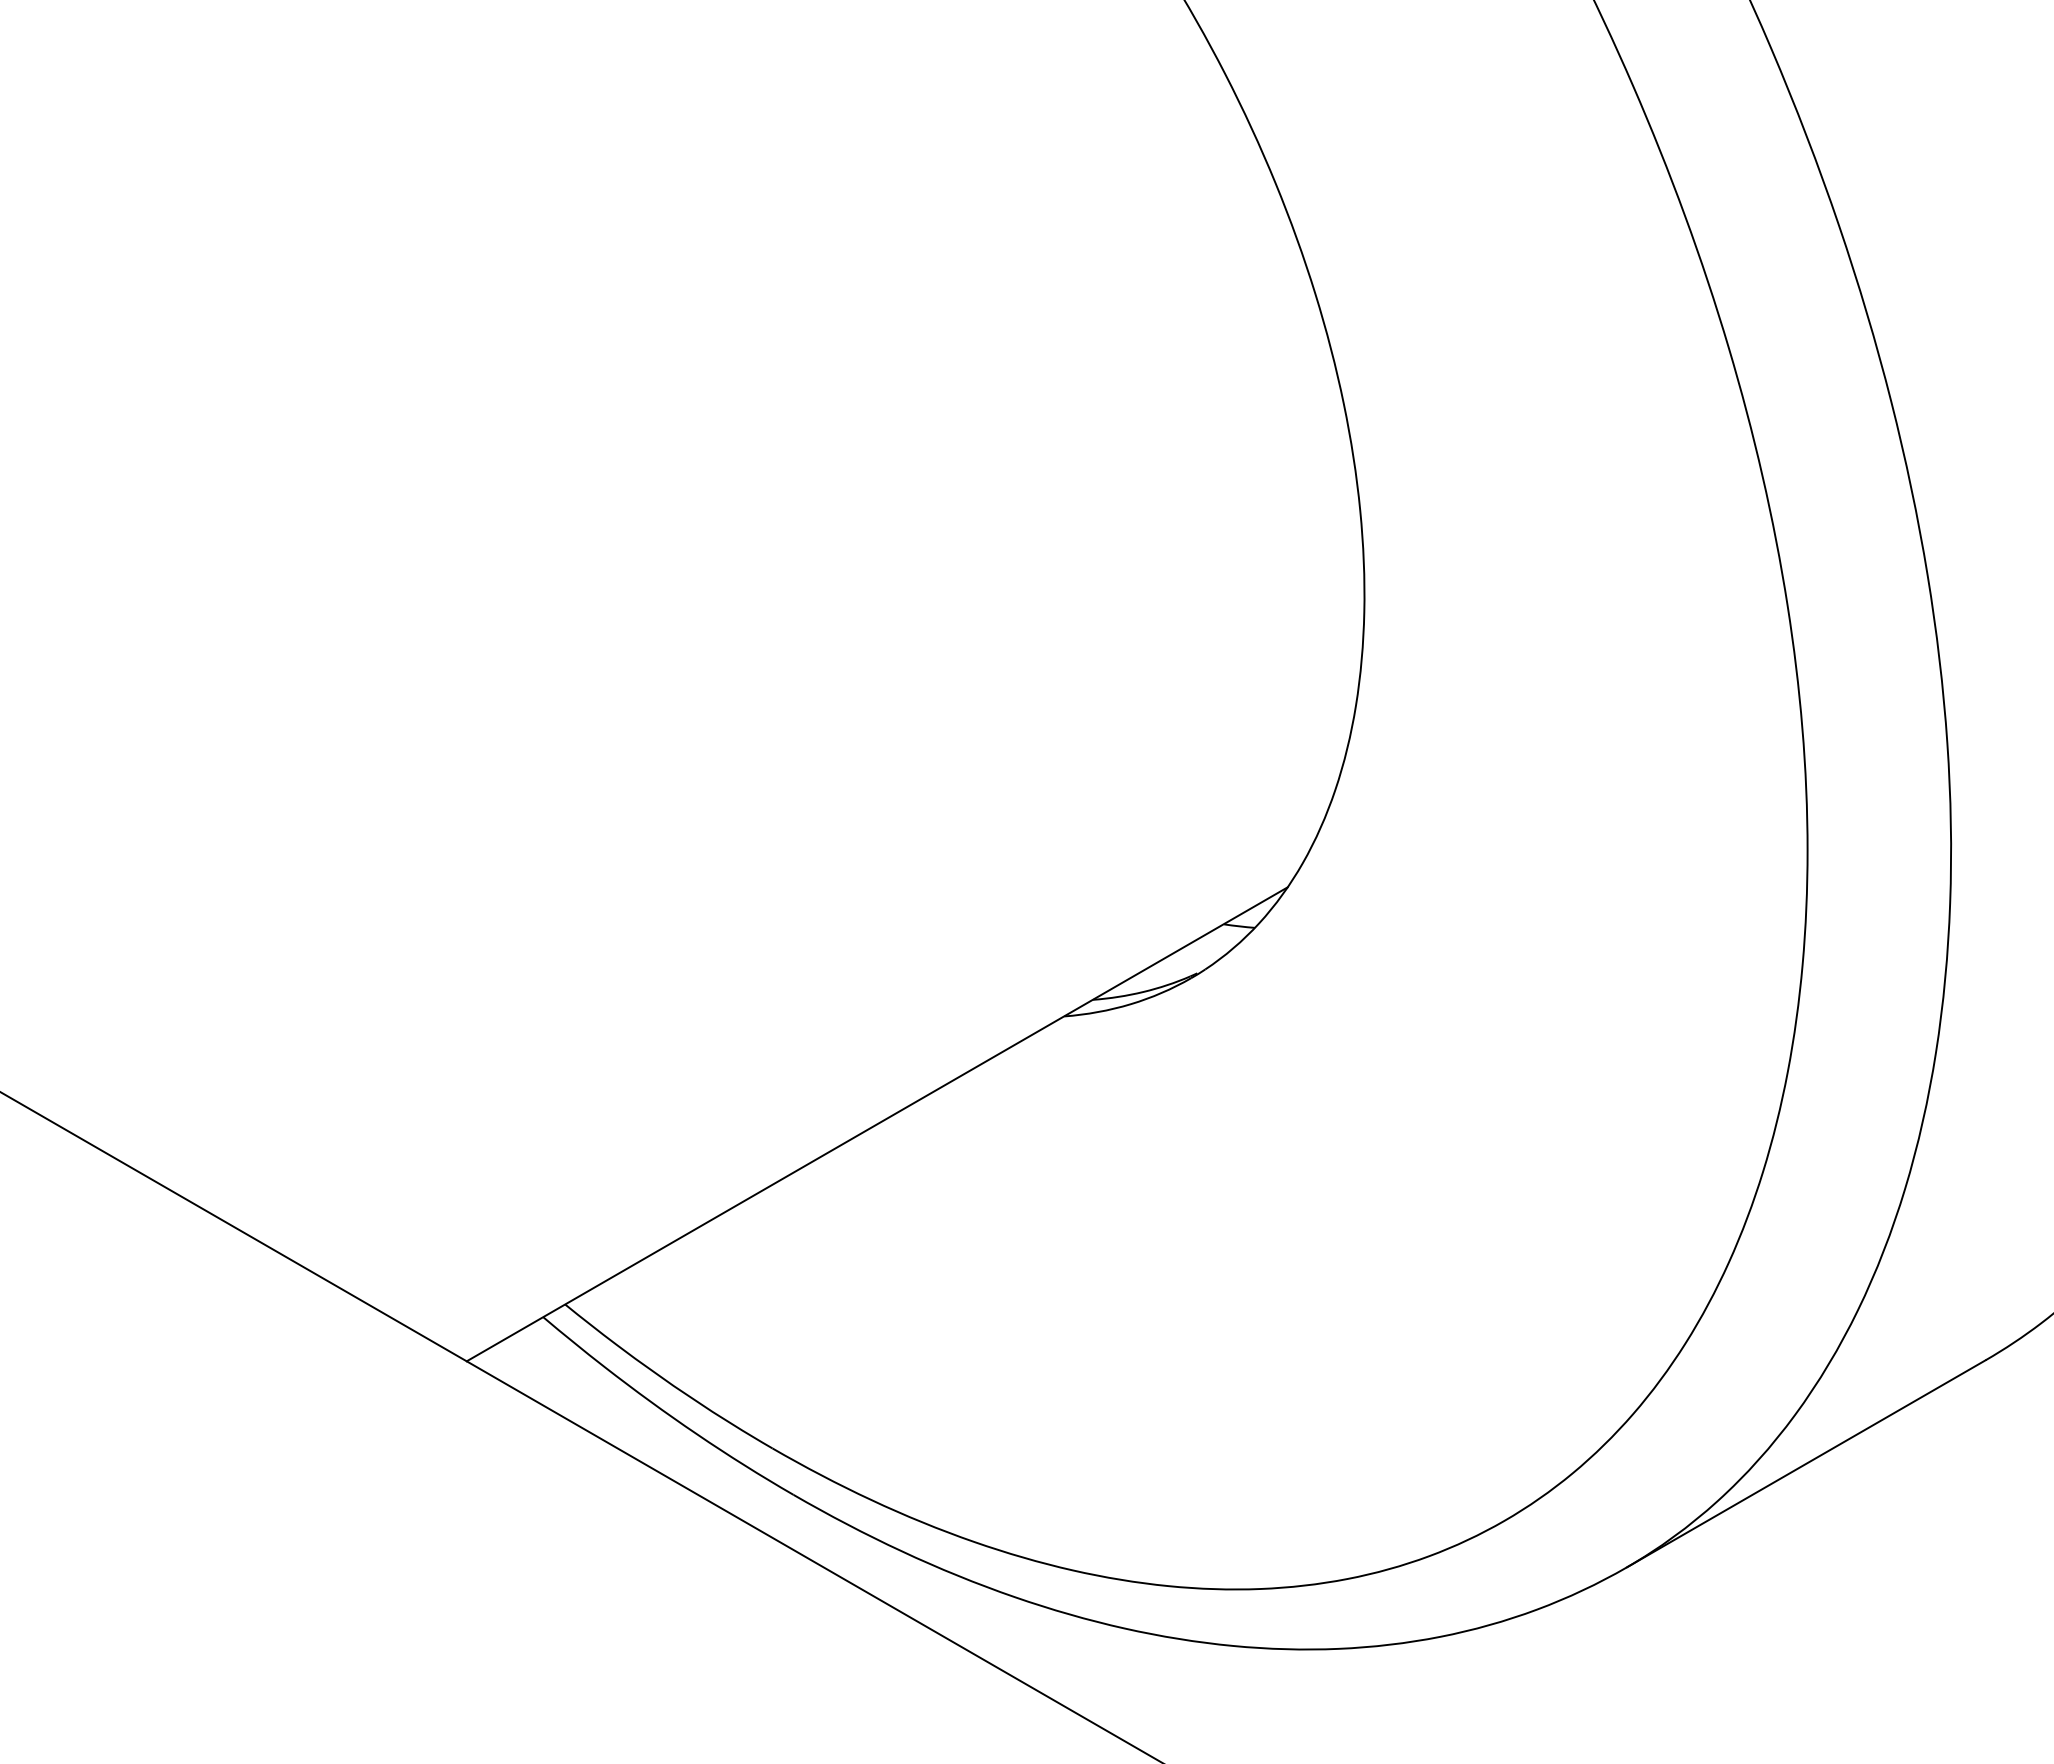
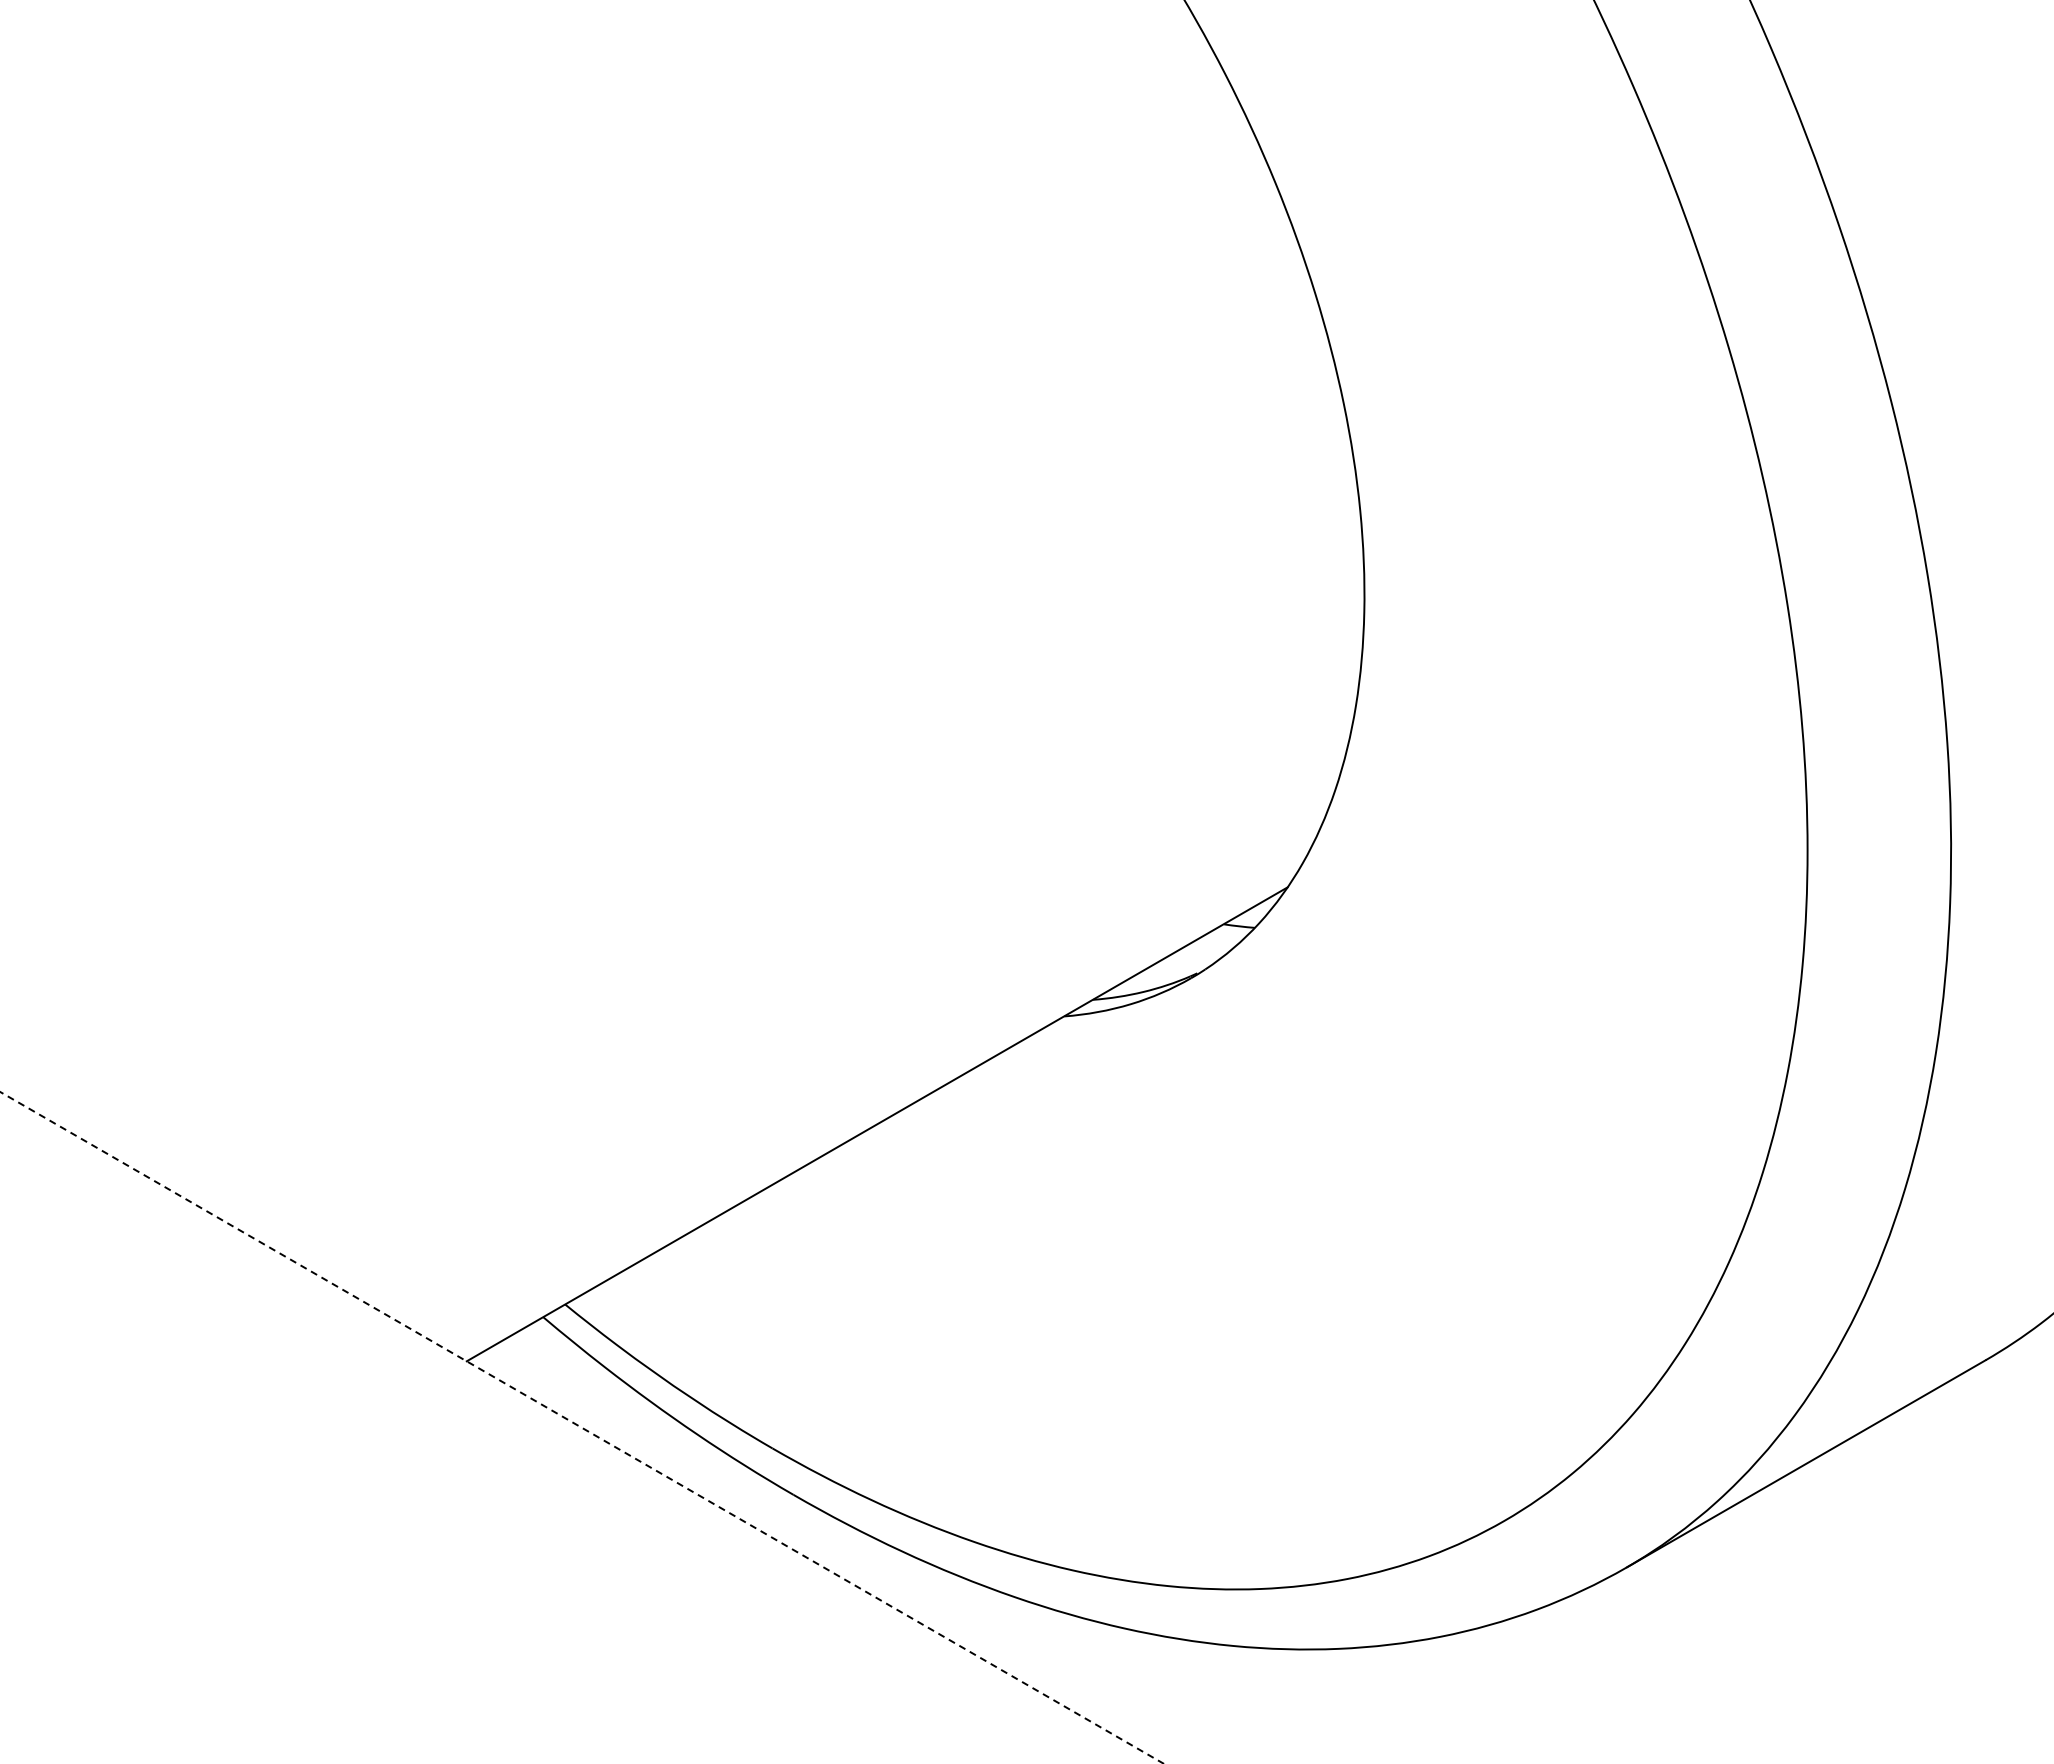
line: solid -> dashed (582, 1428)
